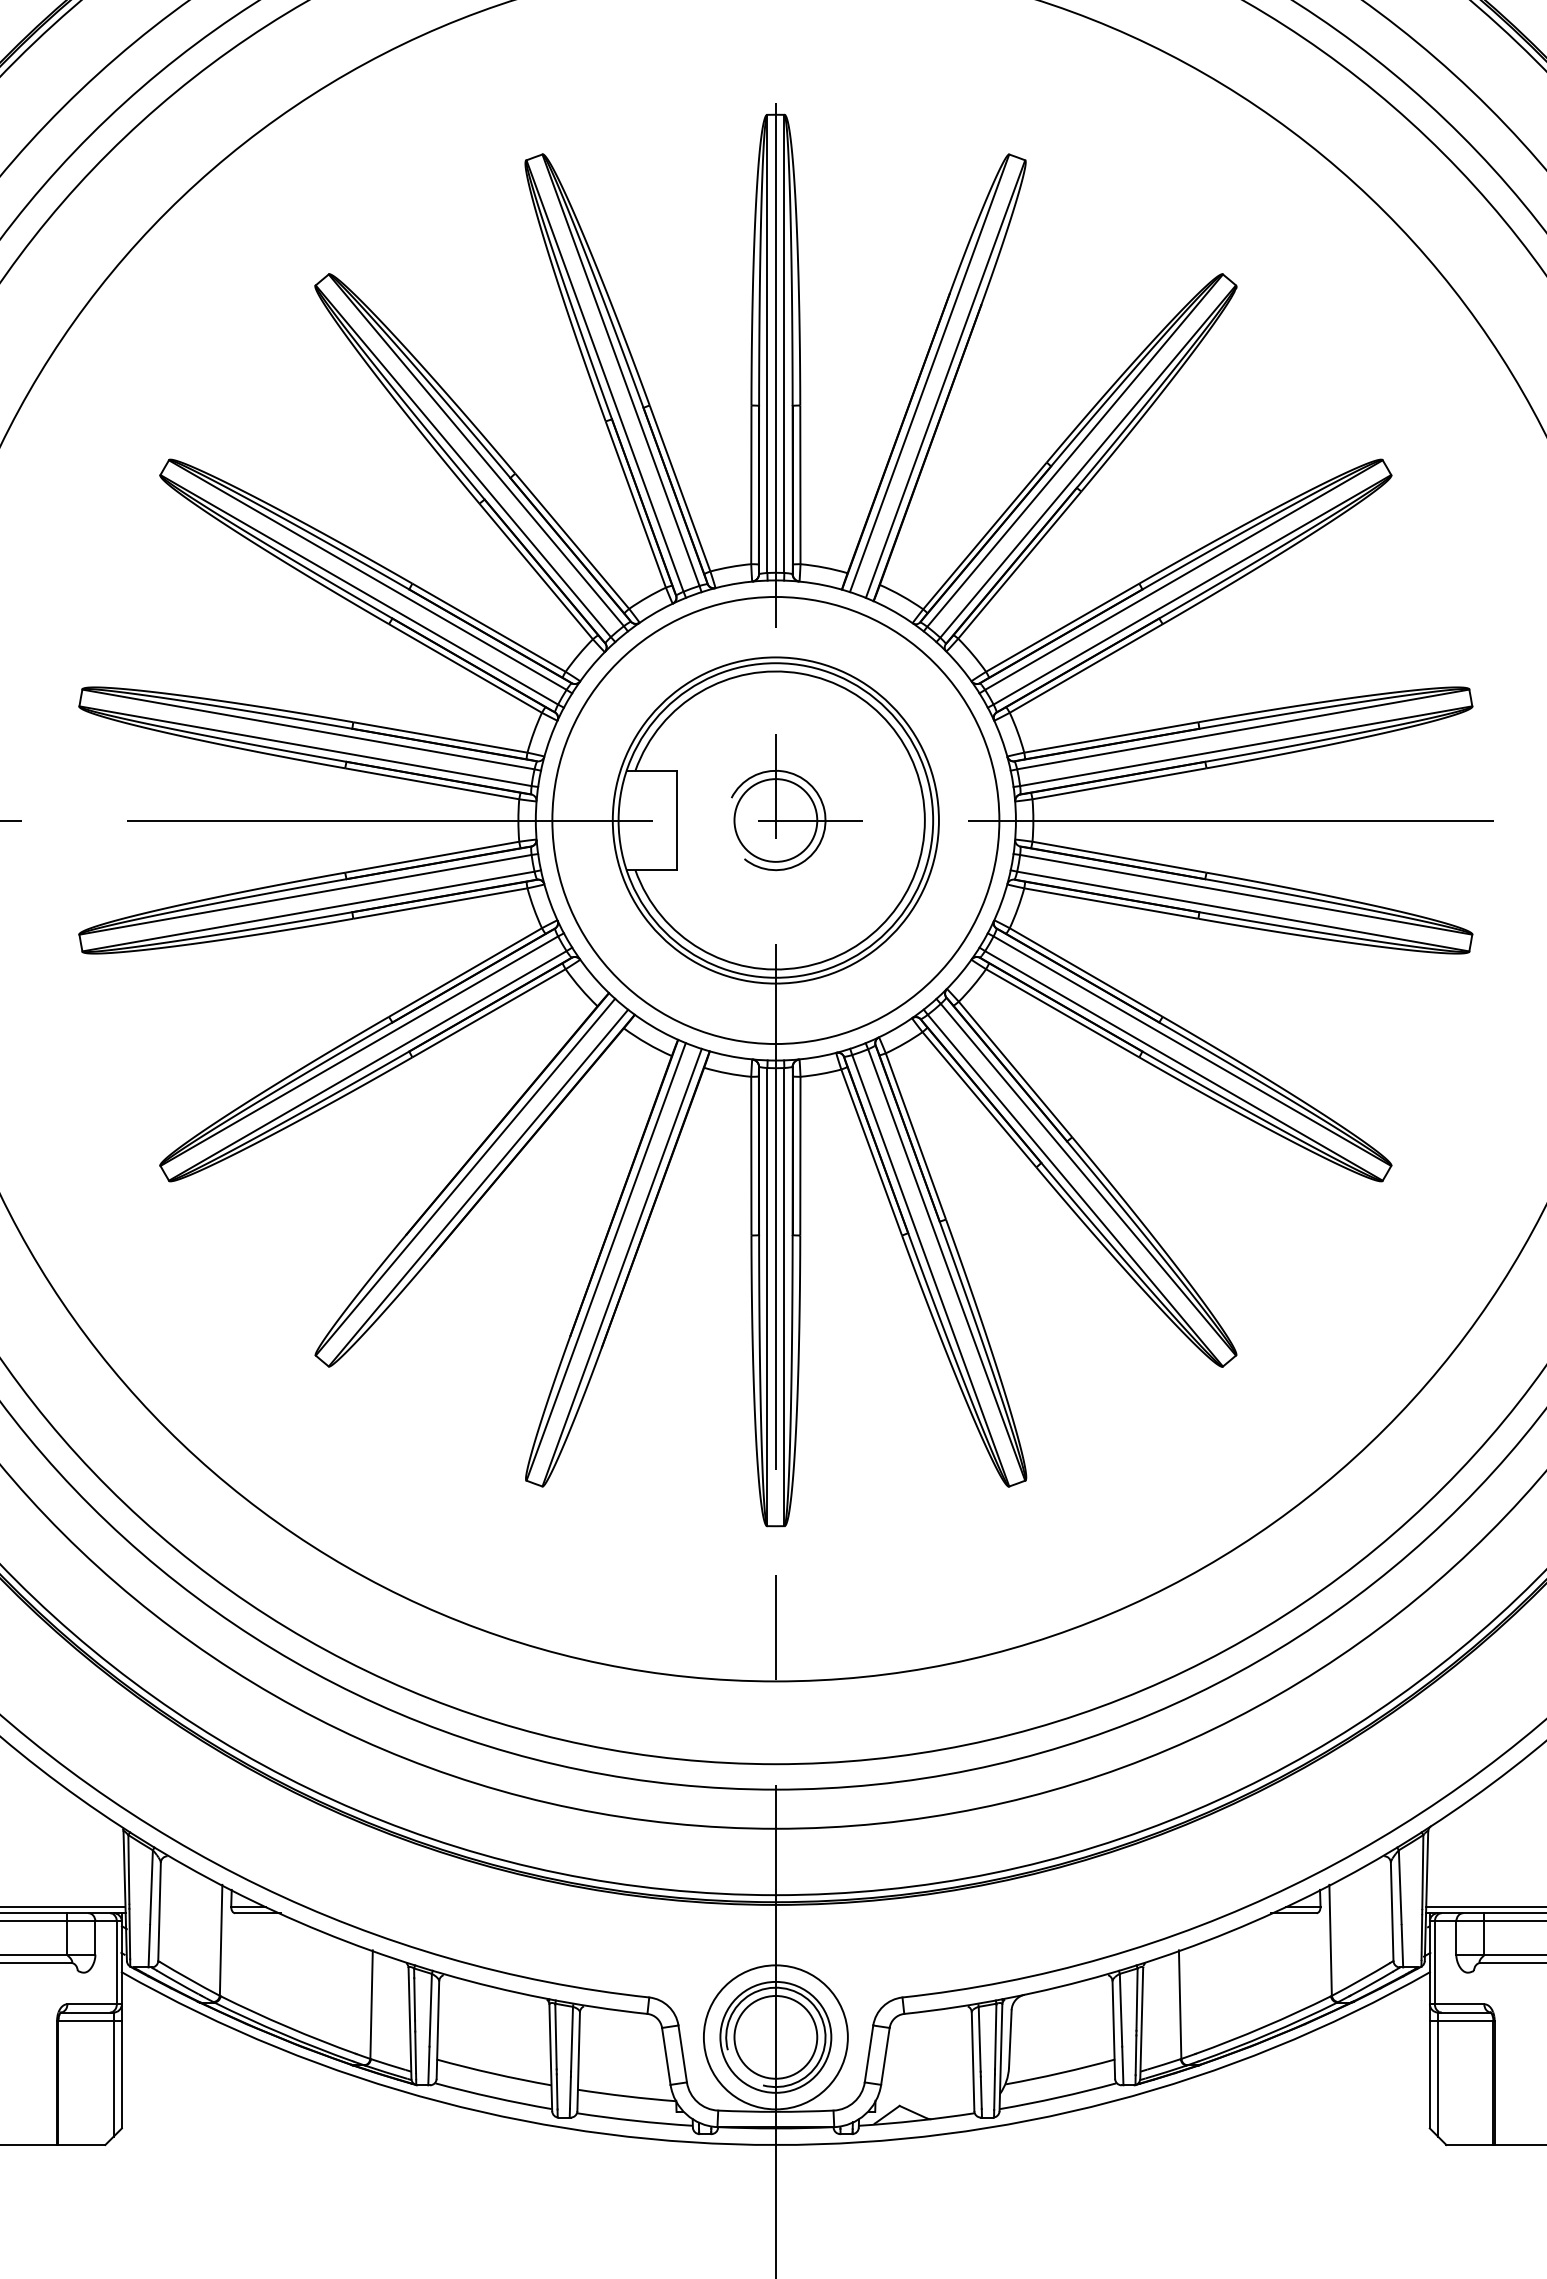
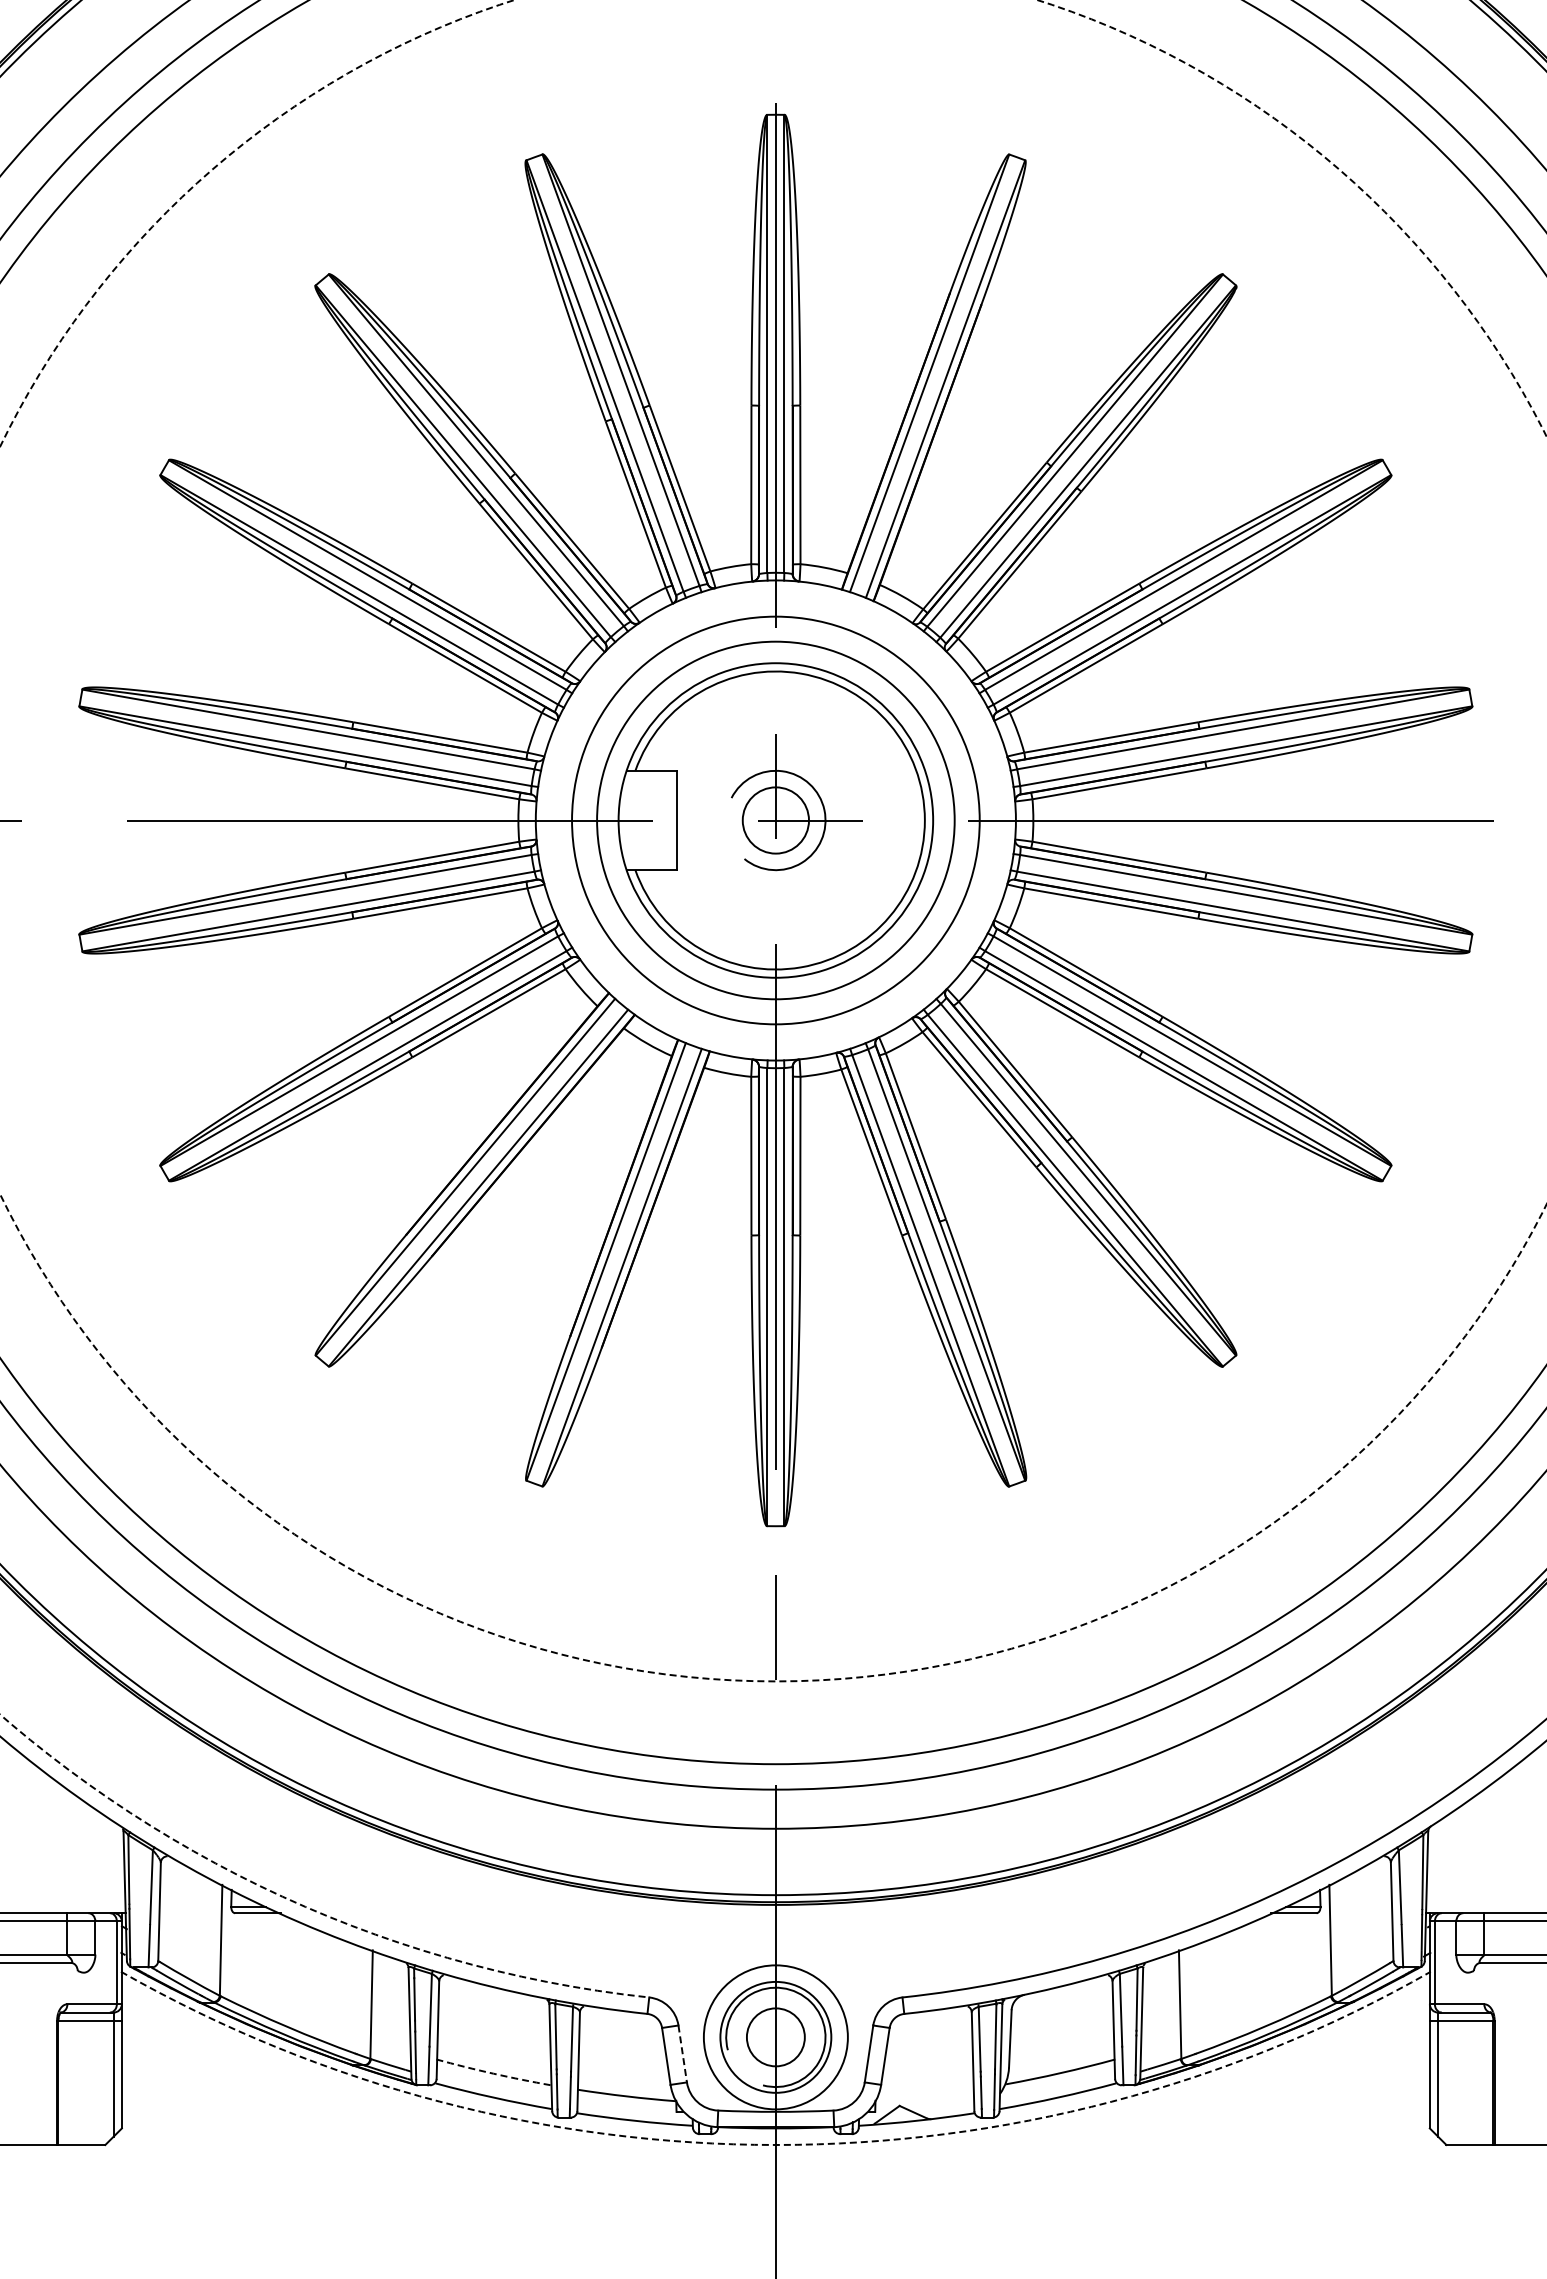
circle diameter: 326 px -> 408 px (775, 820)
circle diameter: 447 px -> 358 px (775, 820)
circle diameter: 83 px -> 66 px (775, 820)
circle: solid -> dashed (773, 840)
line: present -> none (63, 1906)
arc: solid -> dashed (305, 1906)
line: present -> none (1484, 1906)
circle diameter: 83 px -> 58 px (775, 2037)
line: solid -> dashed (682, 2053)
arc: solid -> dashed (493, 2073)
arc: solid -> dashed (775, 2144)
